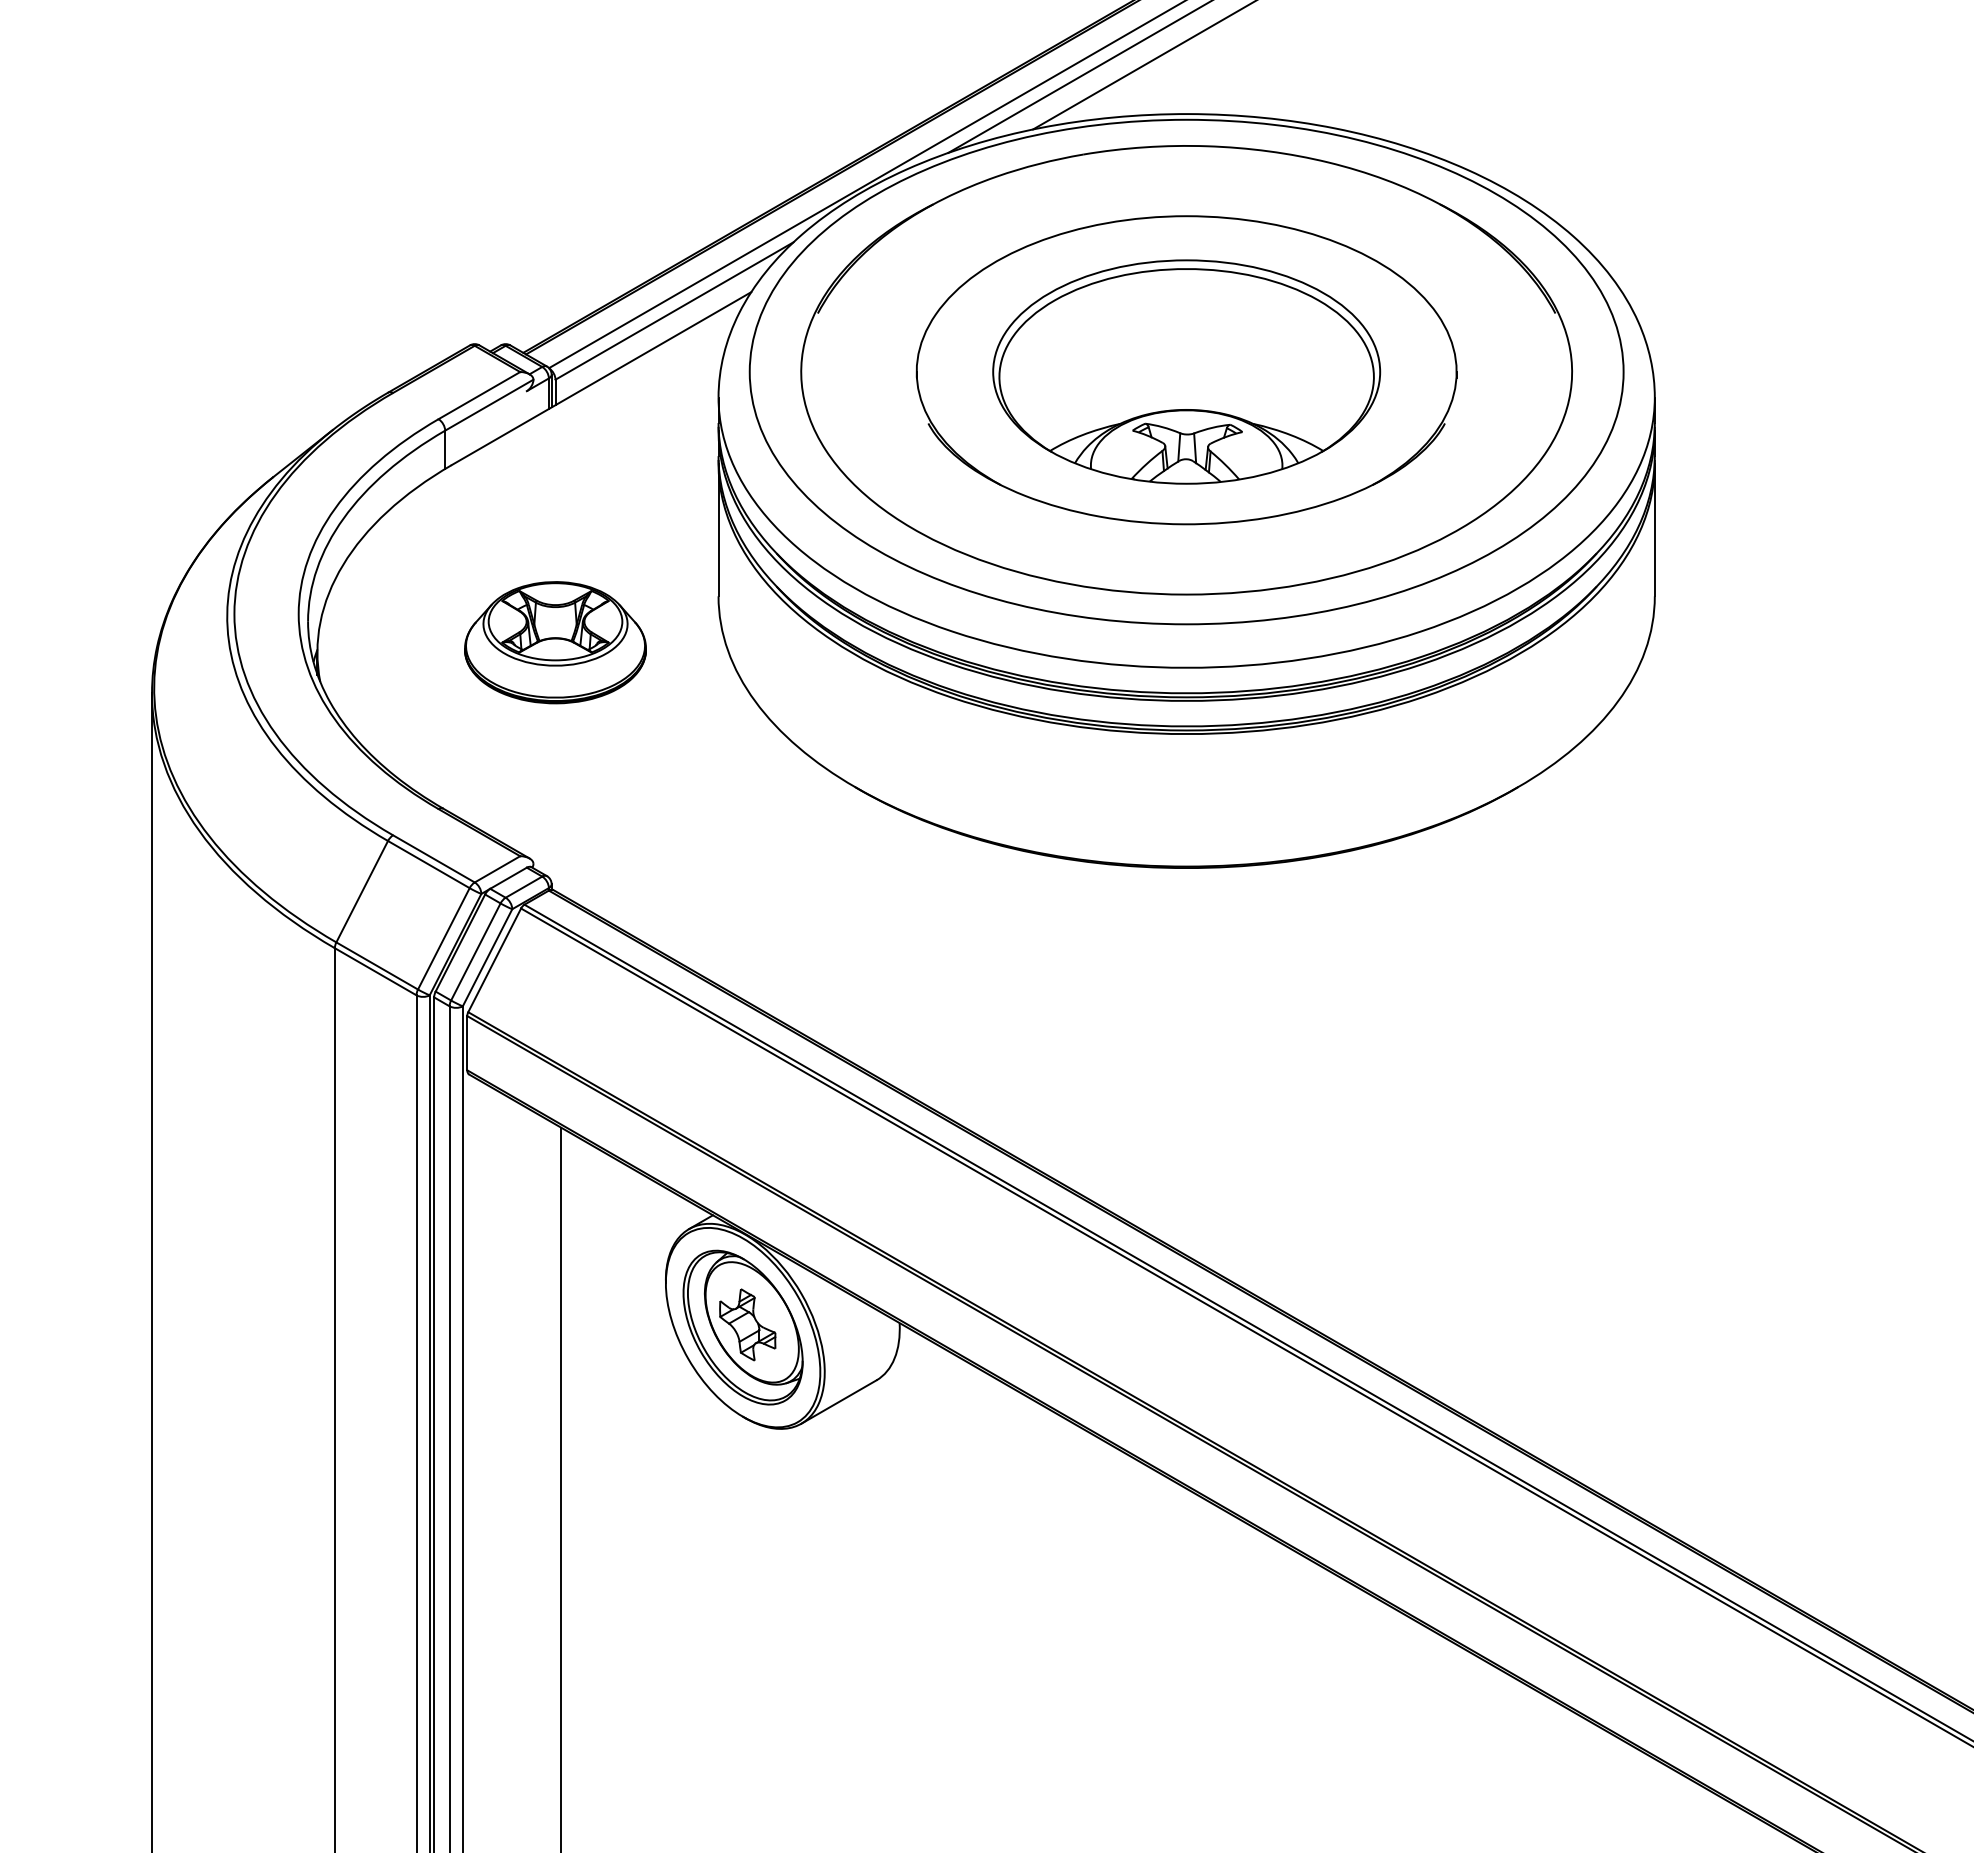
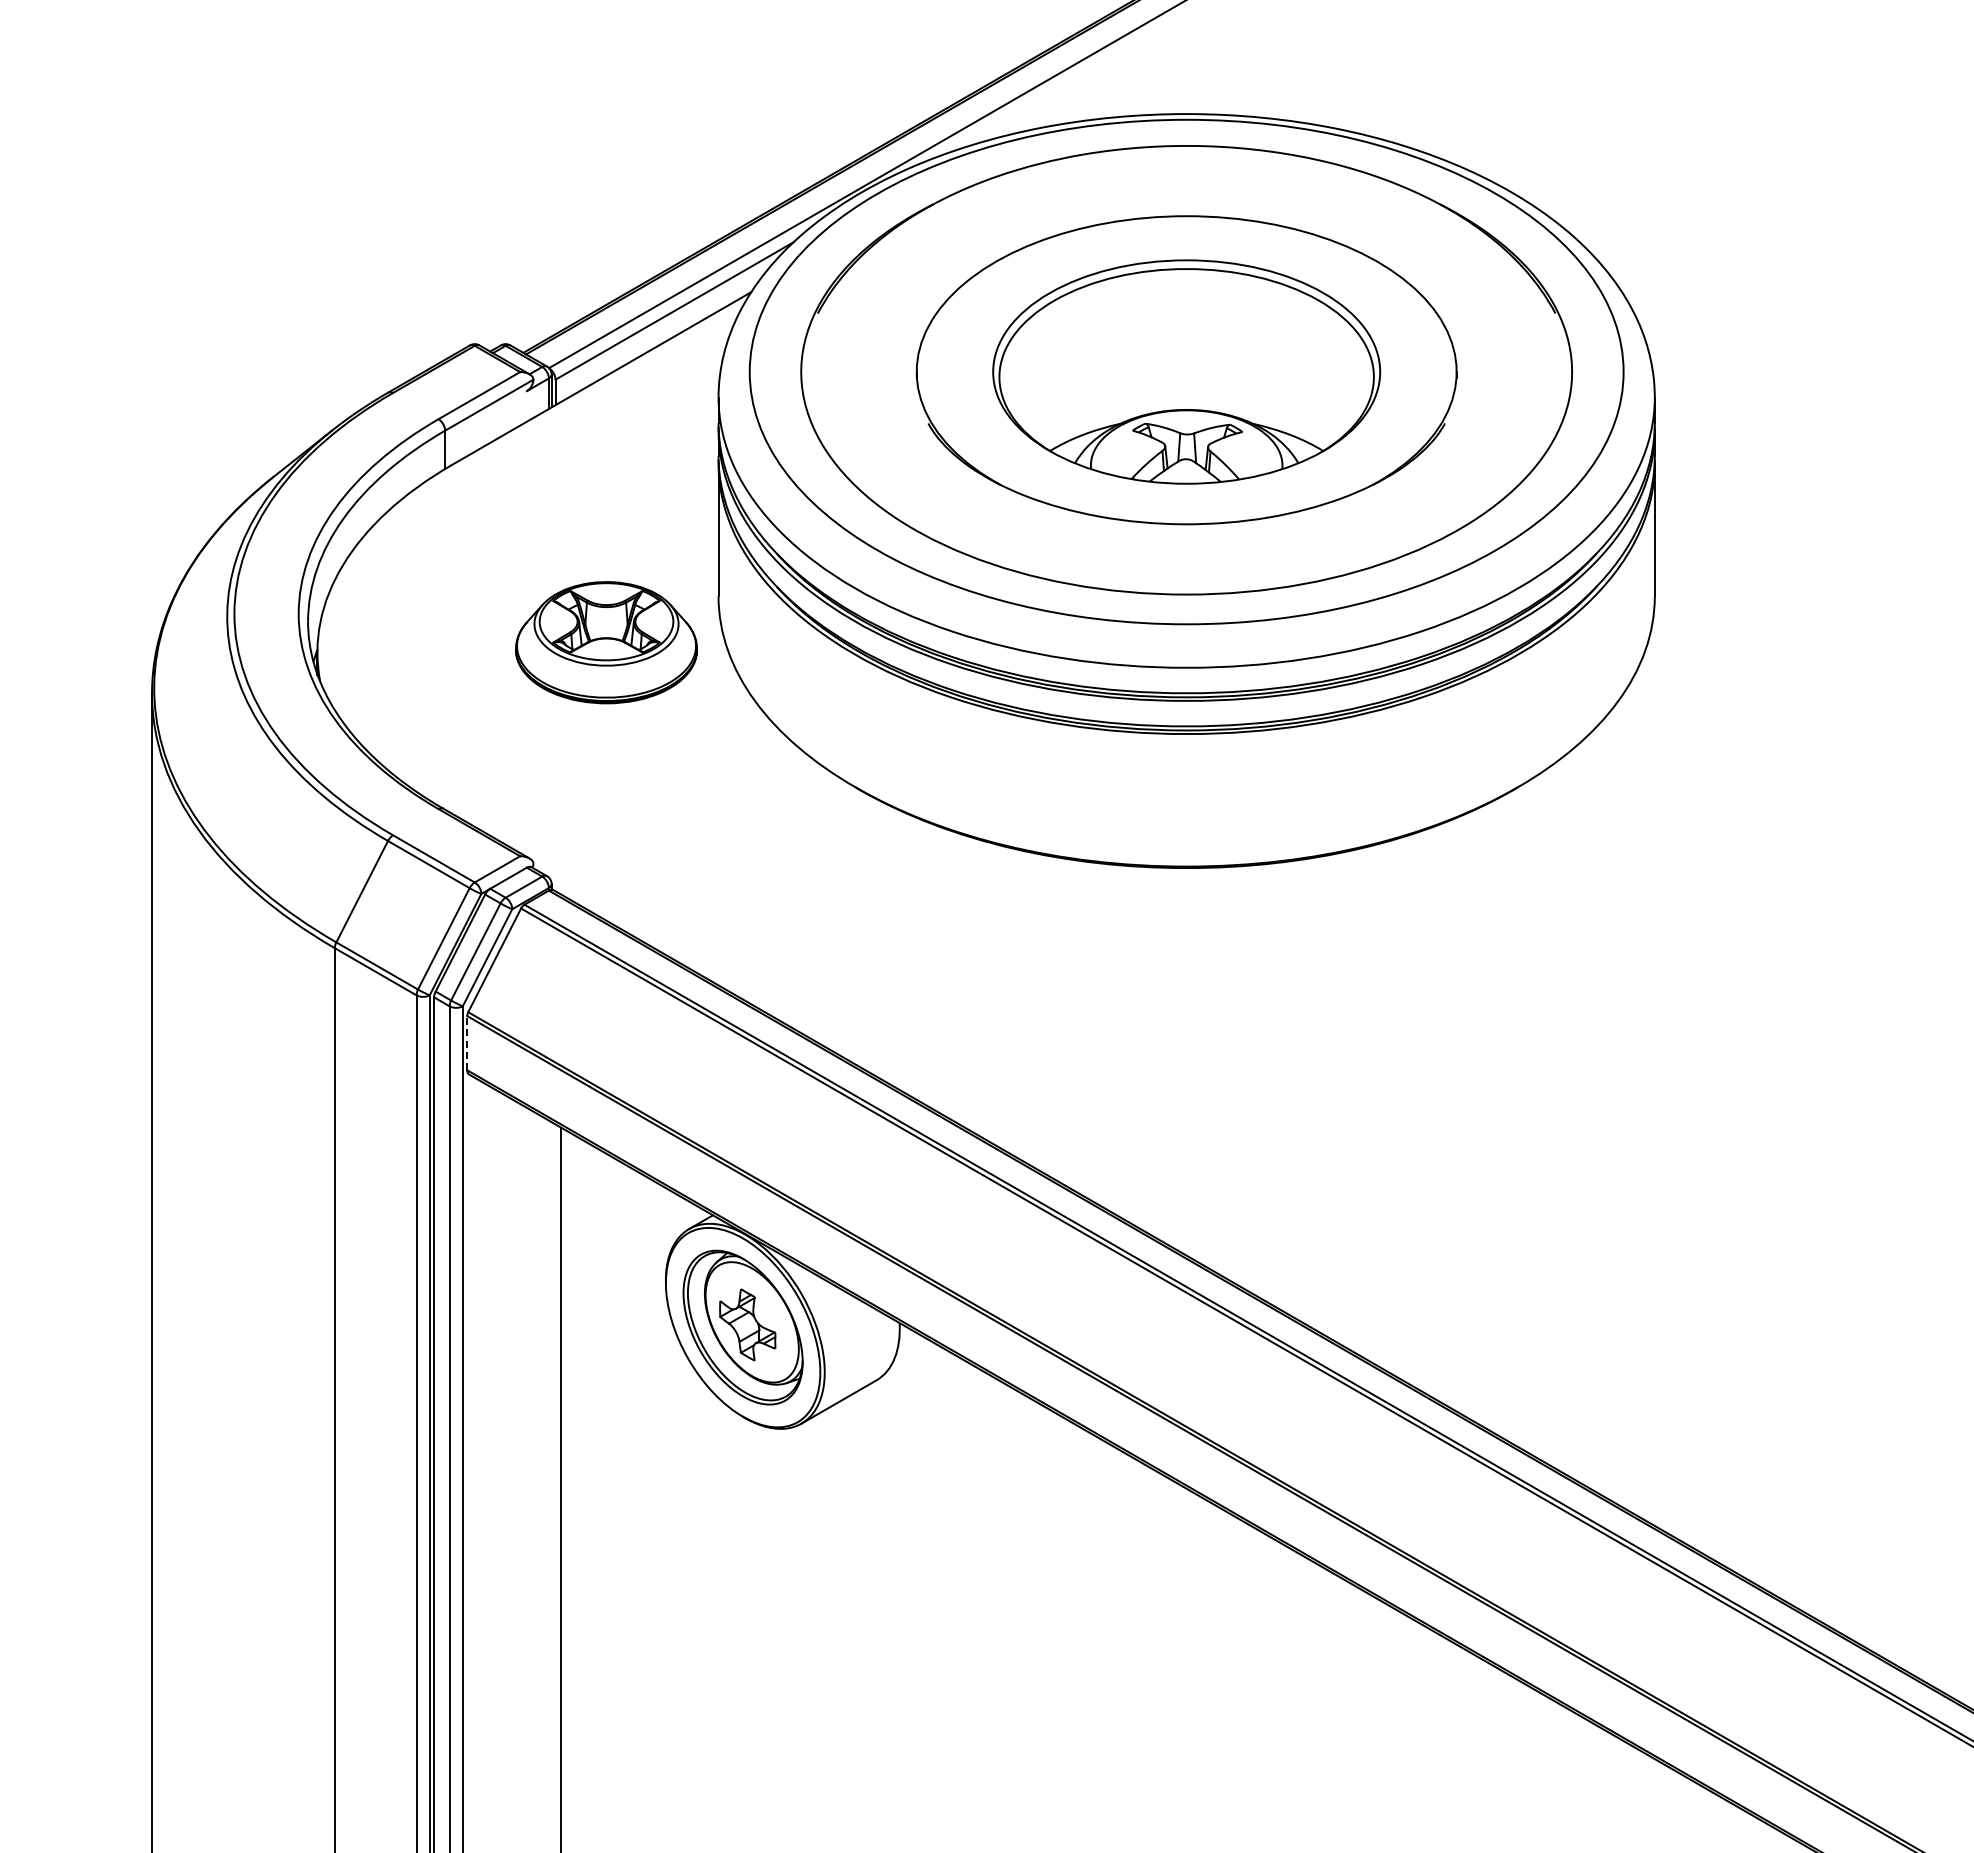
line: present -> none (1143, 65)
line: present -> none (1078, 77)
part position: (555, 642) -> (606, 642) (606, 642)
line: solid -> dashed (467, 1042)
